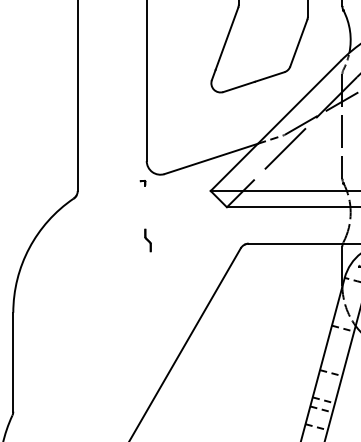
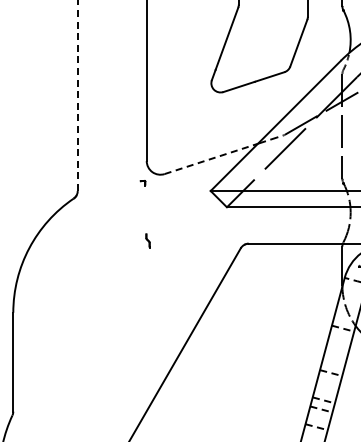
line: solid -> dashed (77, 95)
line: solid -> dashed (211, 158)
part size: 8x25 px -> 6x16 px (147, 240)
